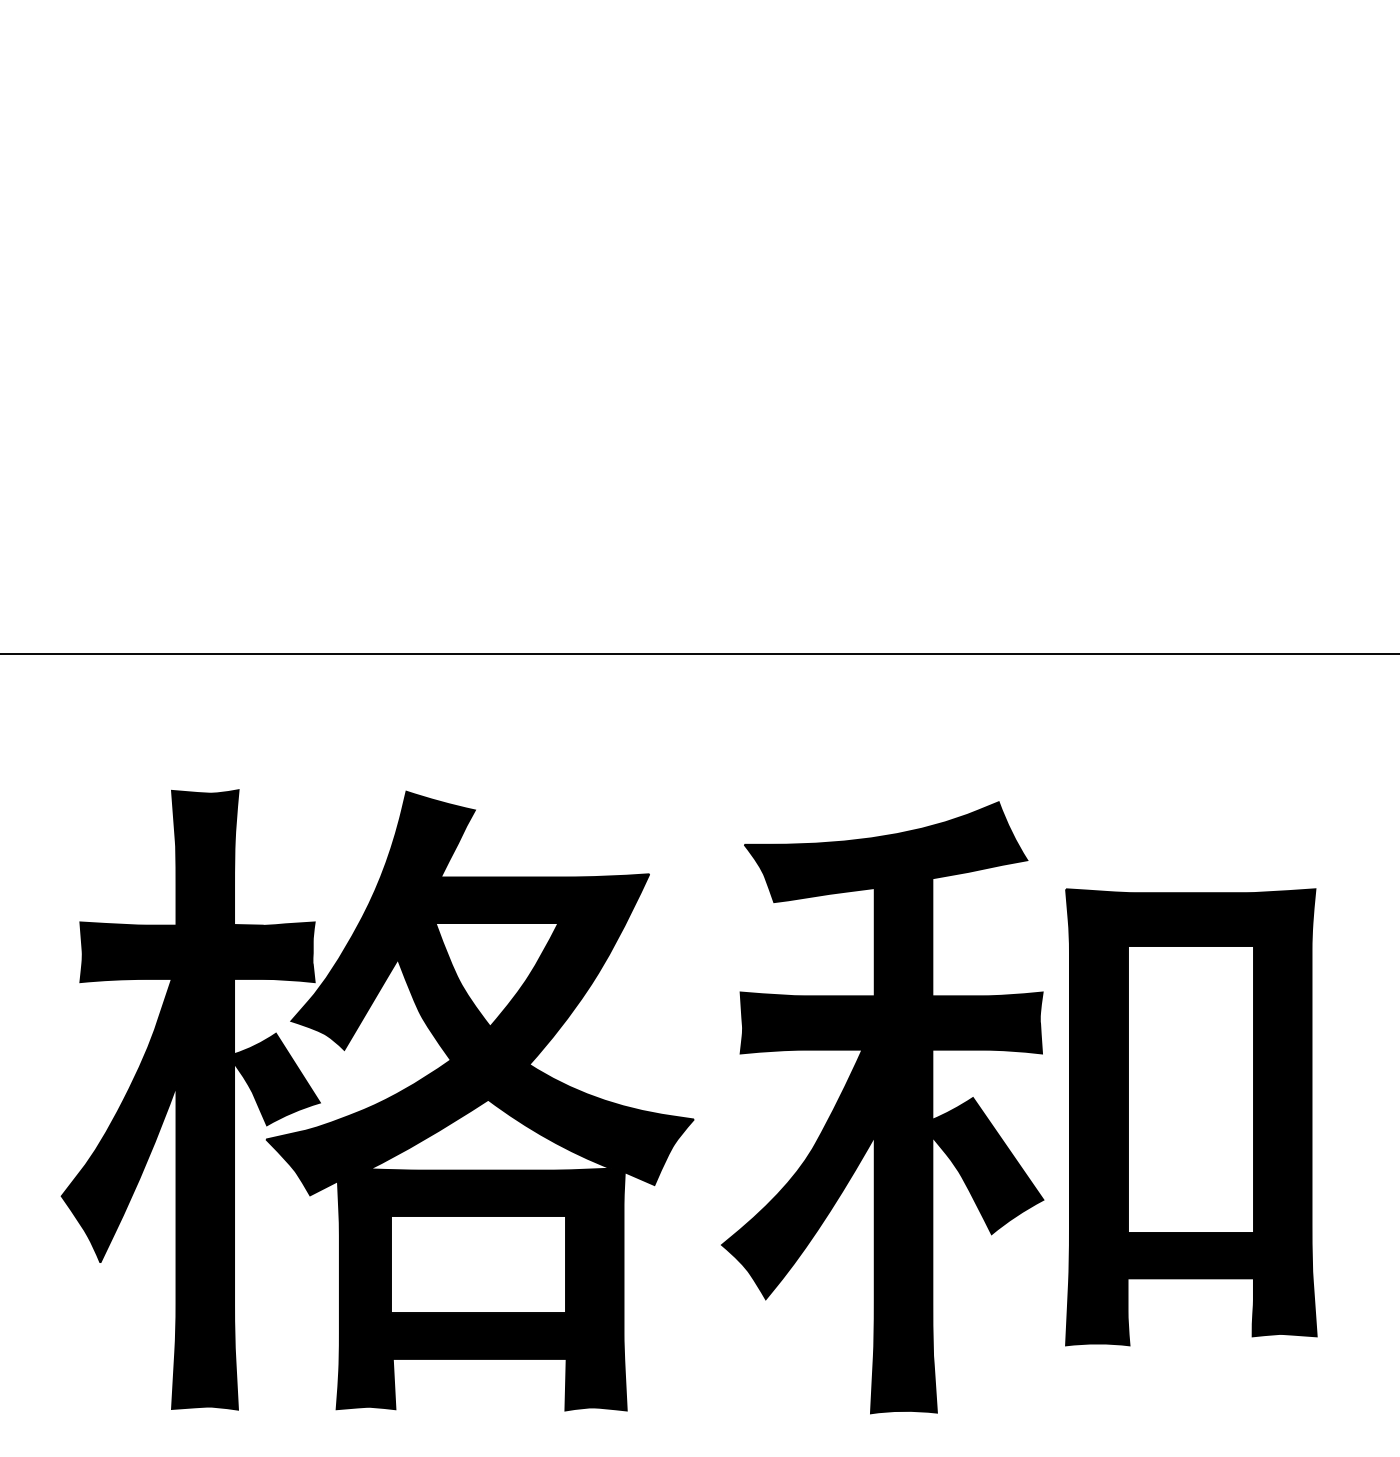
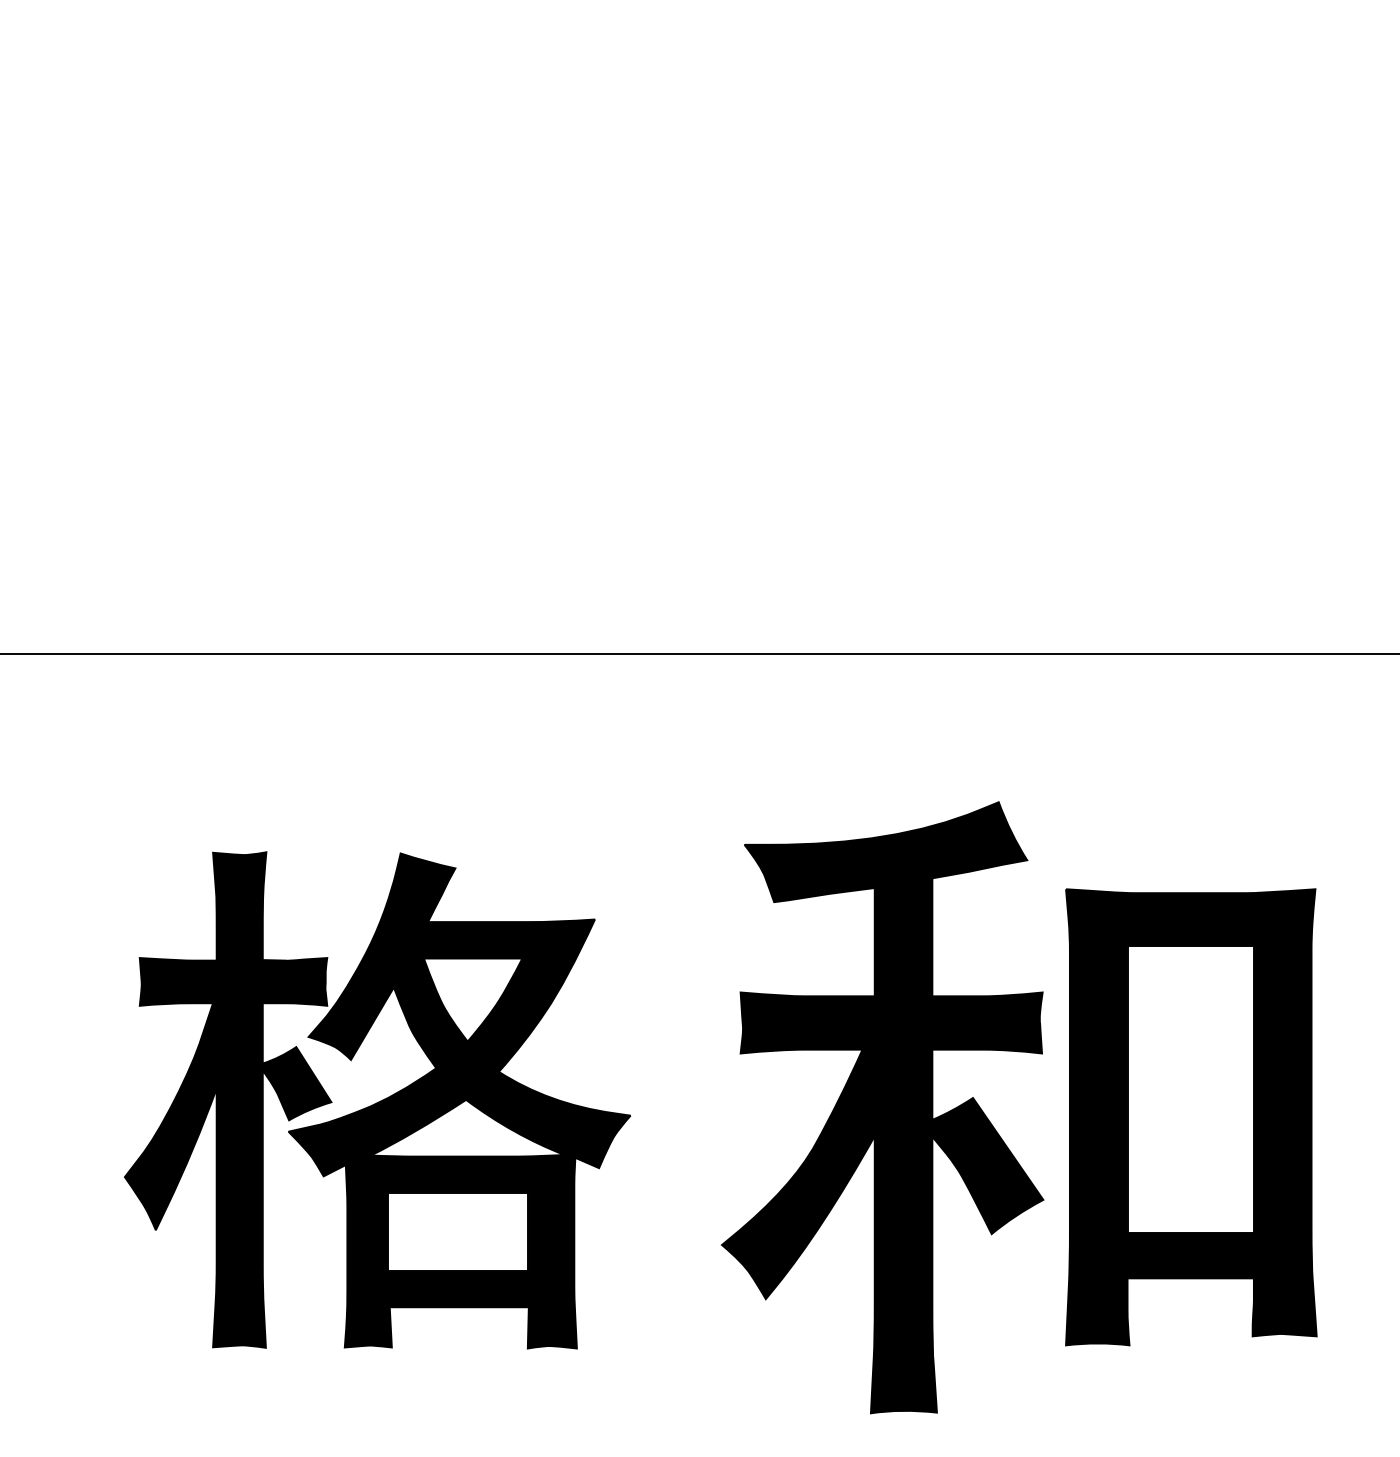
part size: 635x623 px -> 508x499 px (377, 1100)
